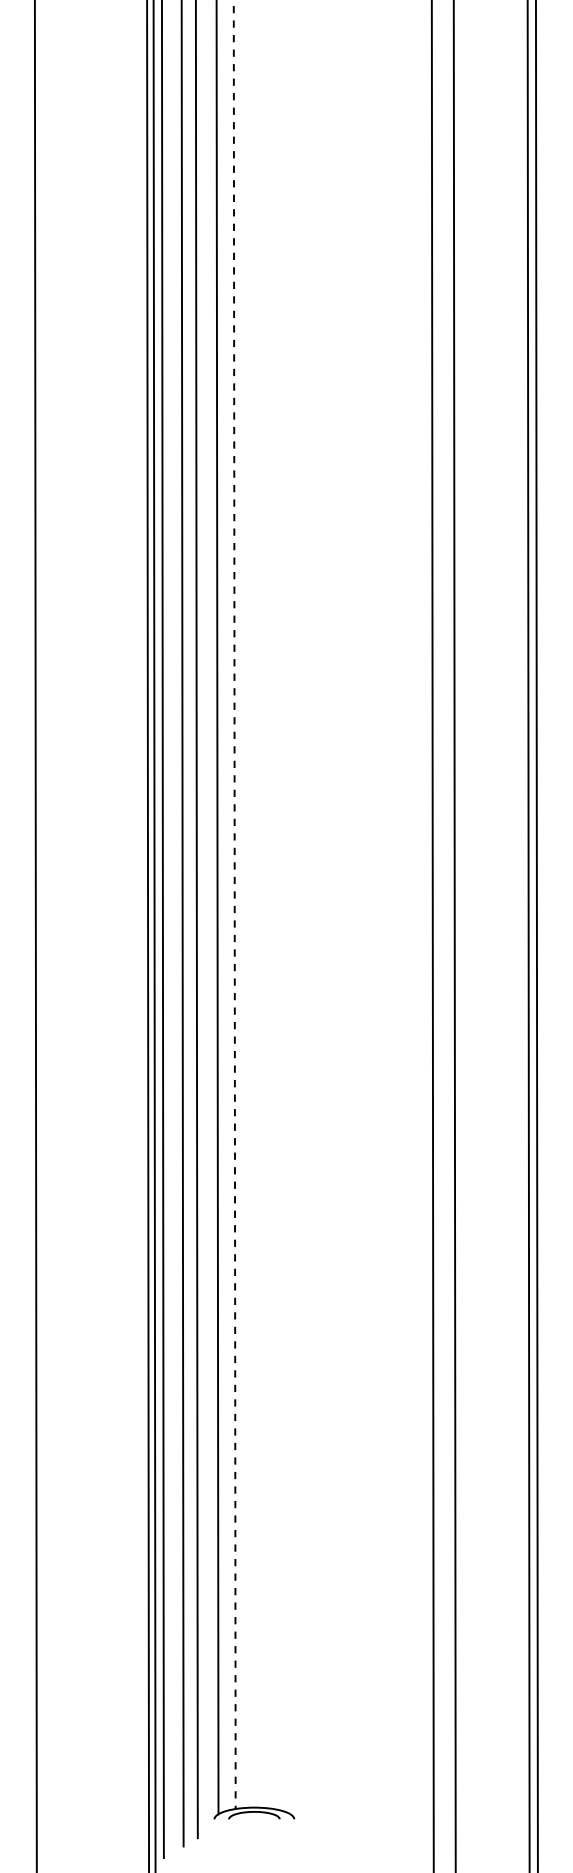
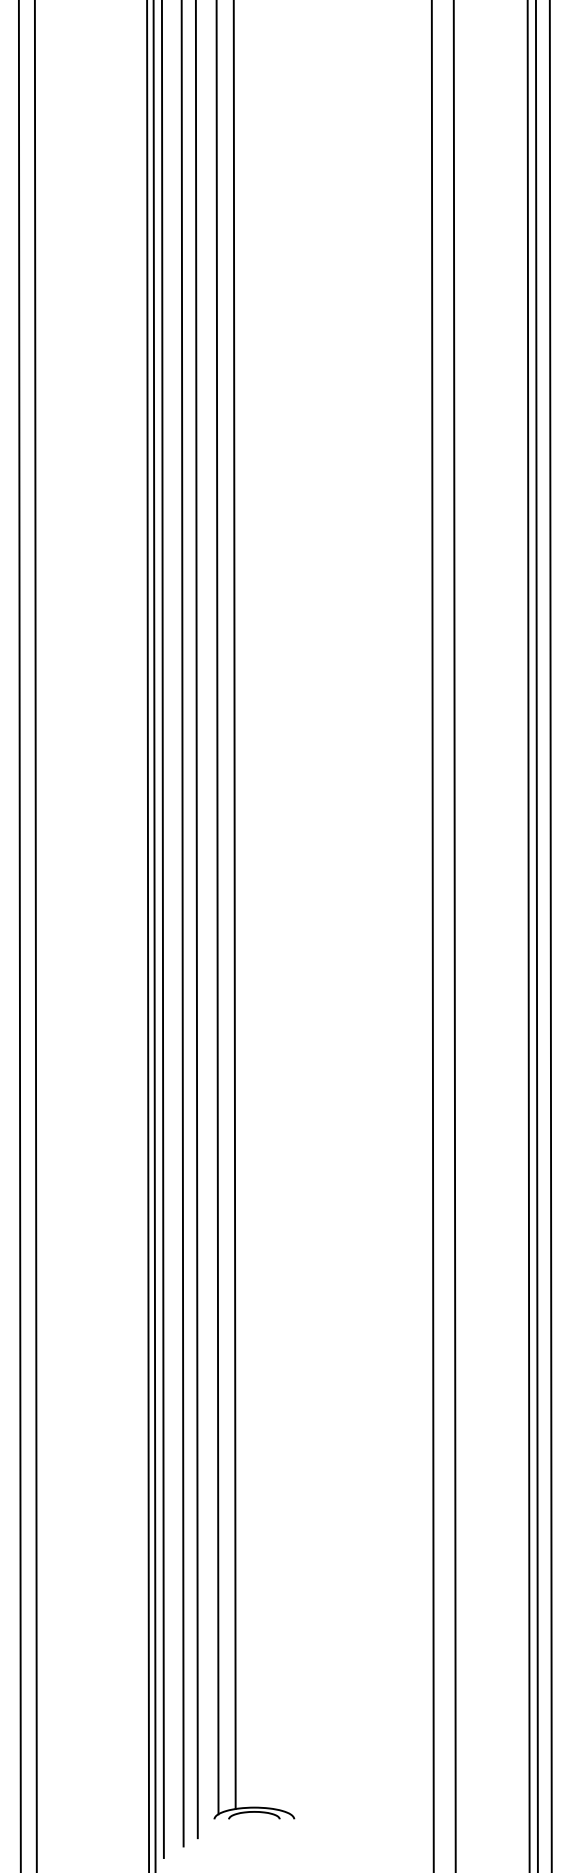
line: dashed -> solid (234, 905)
line: none -> present (19, 935)
line: none -> present (550, 935)
